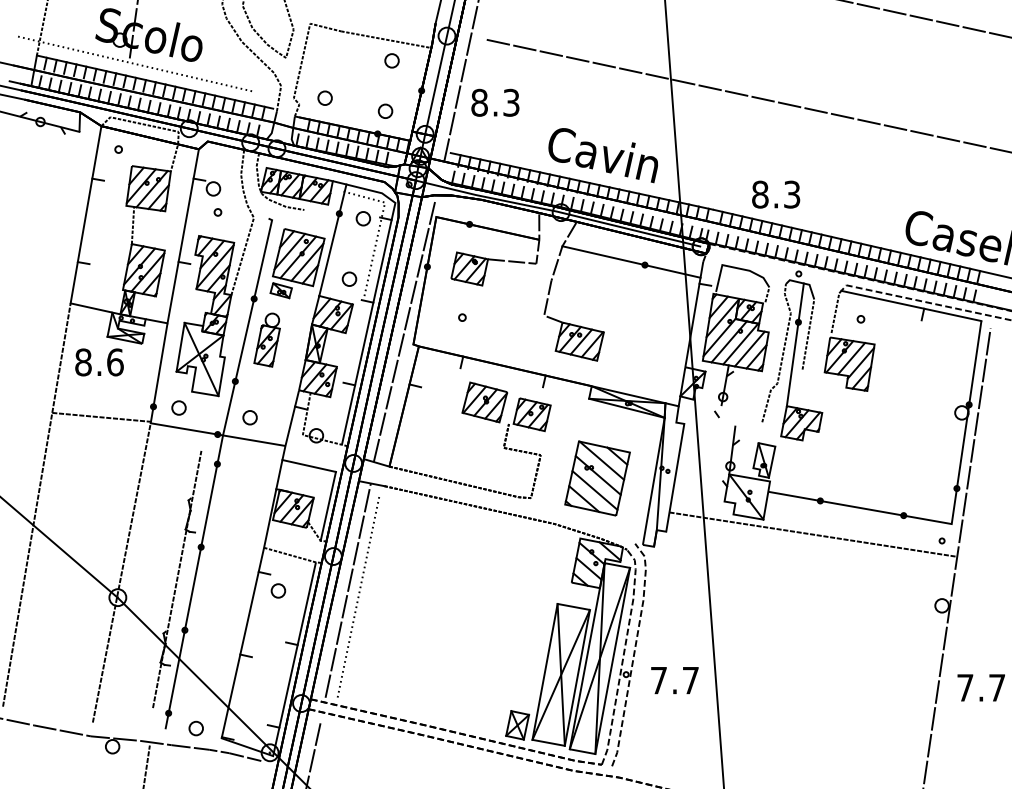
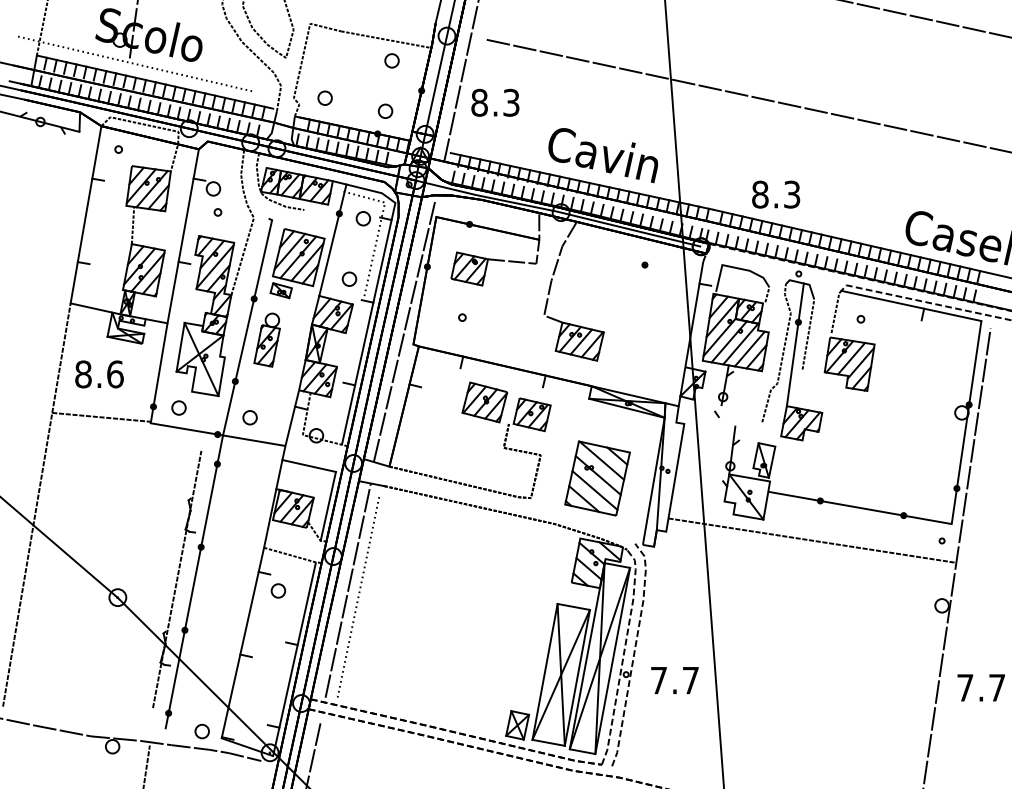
line: present -> none (631, 261)
text position: (99, 362) -> (99, 374) (99, 374)
line position: (813, 534) -> (812, 540) (812, 540)
line: present -> none (121, 572)
part position: (195, 728) -> (201, 731) (201, 731)
